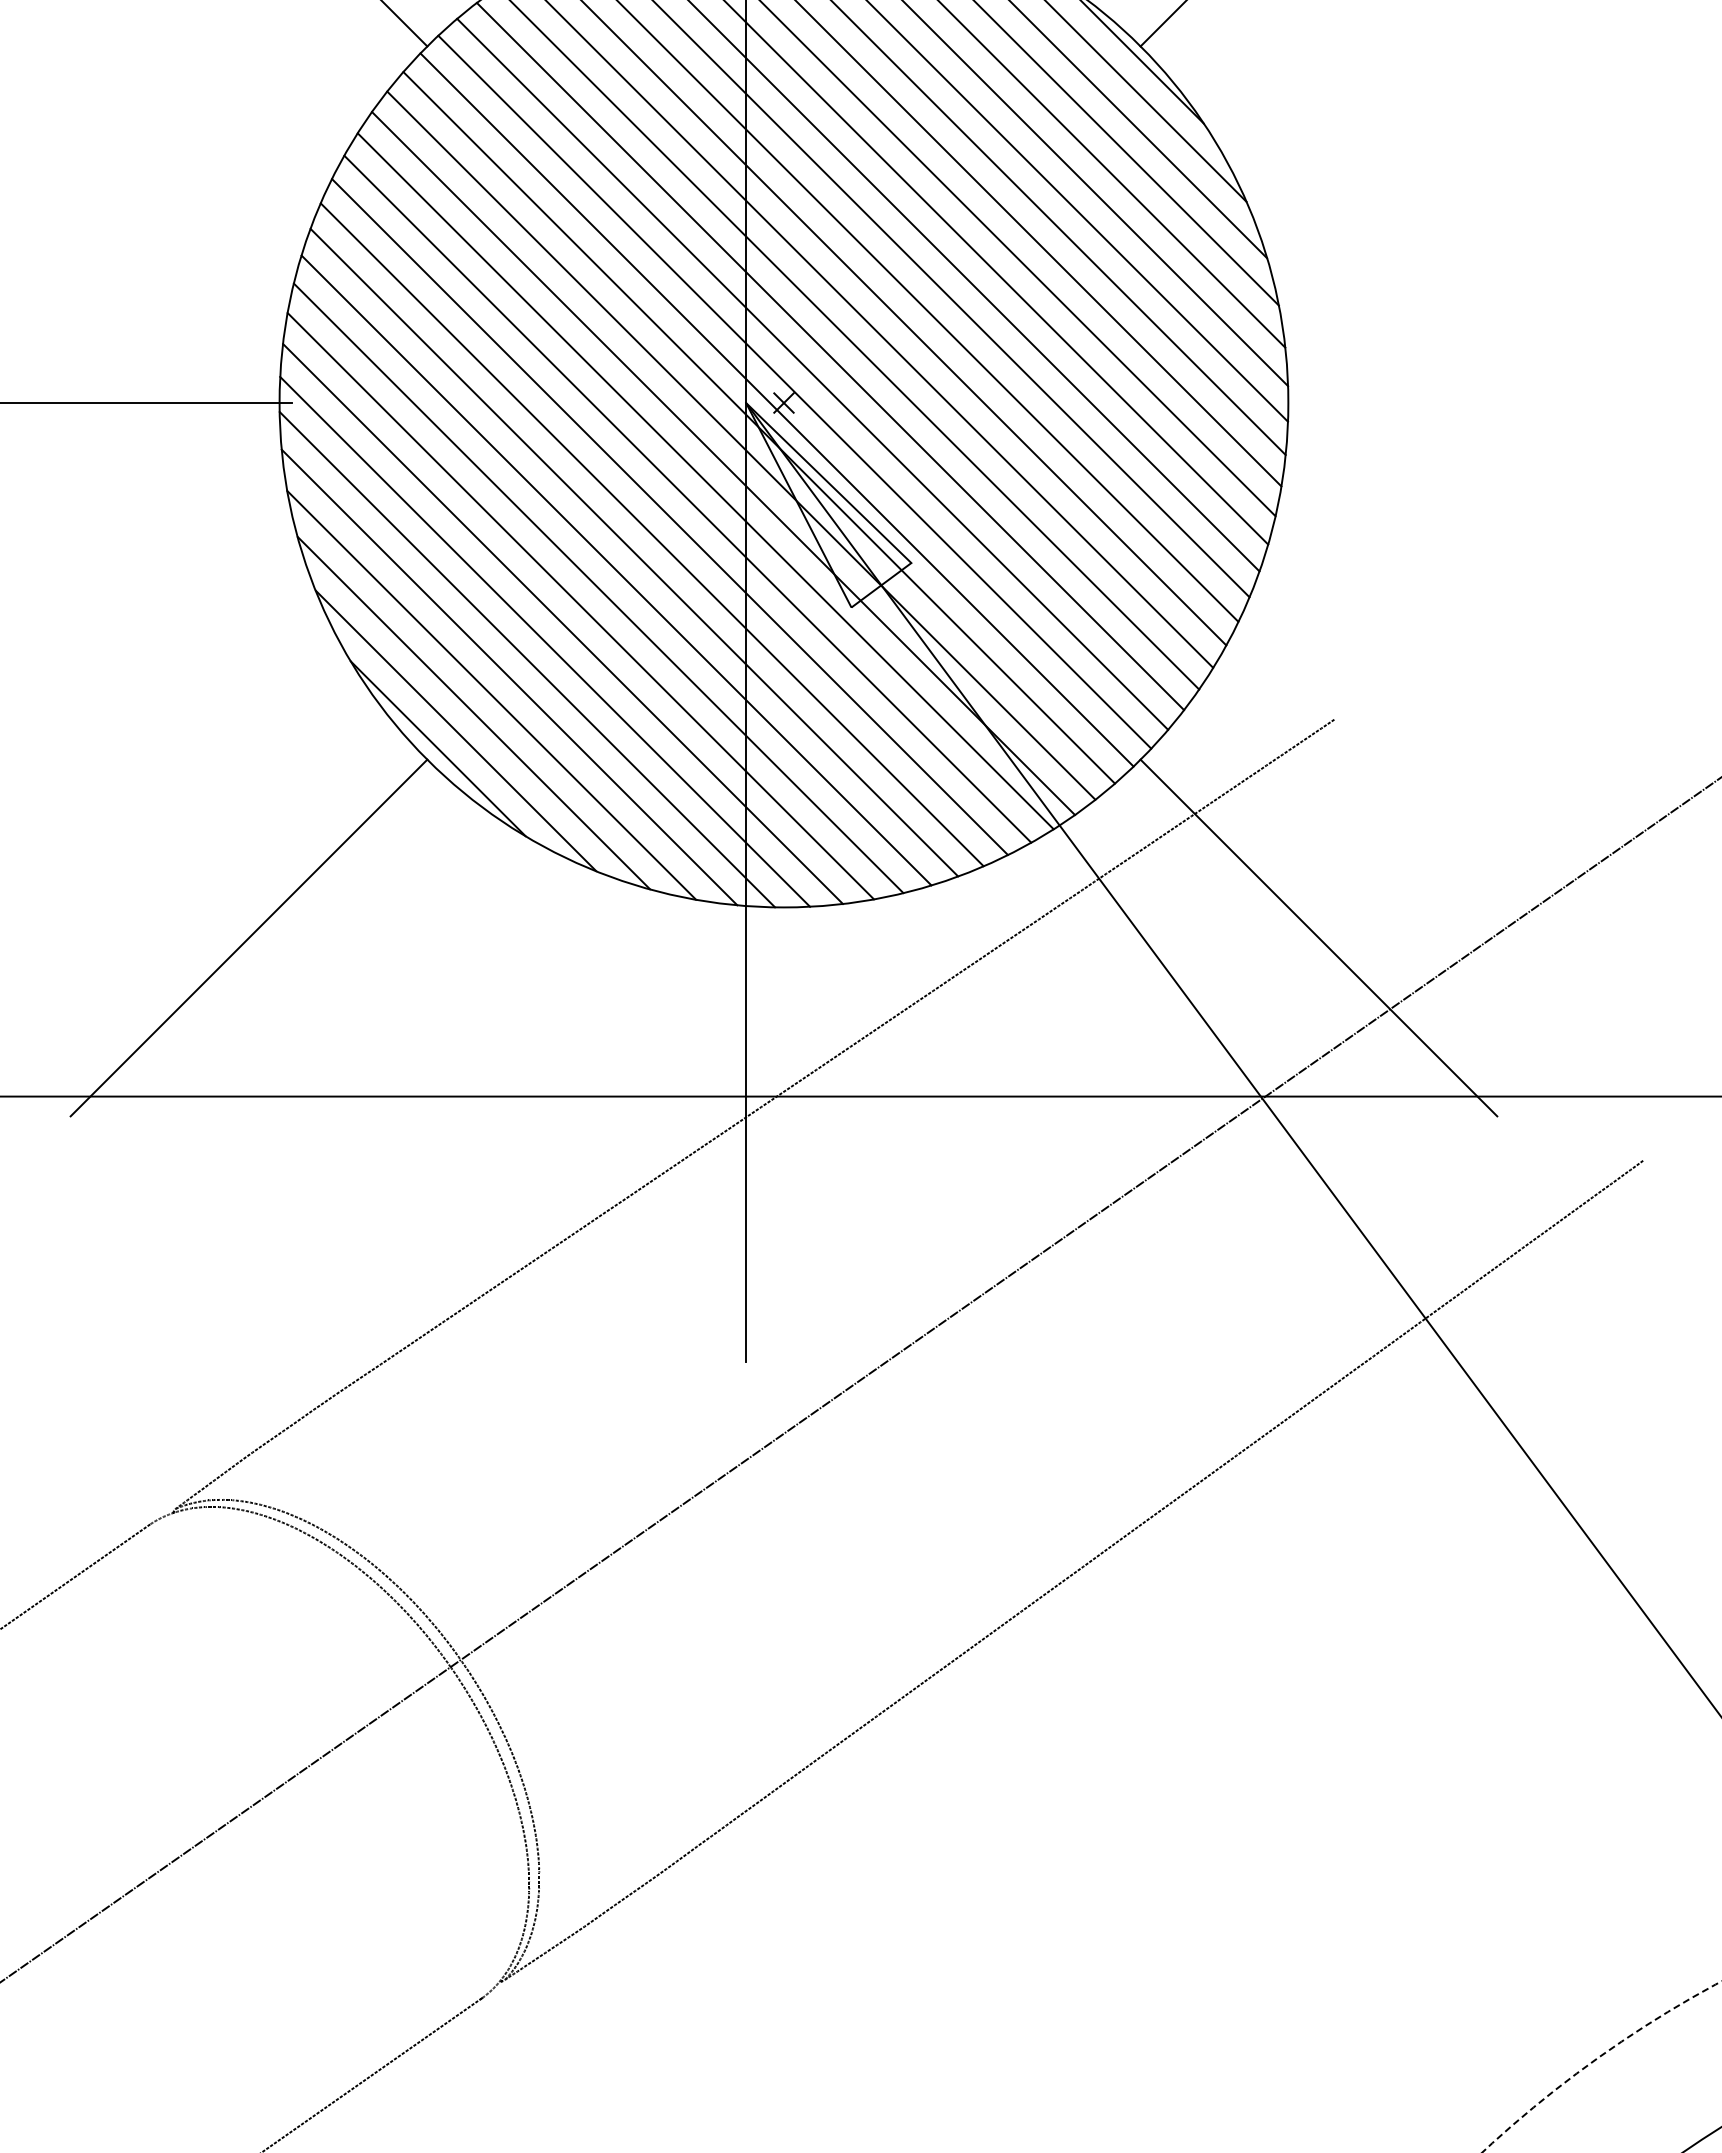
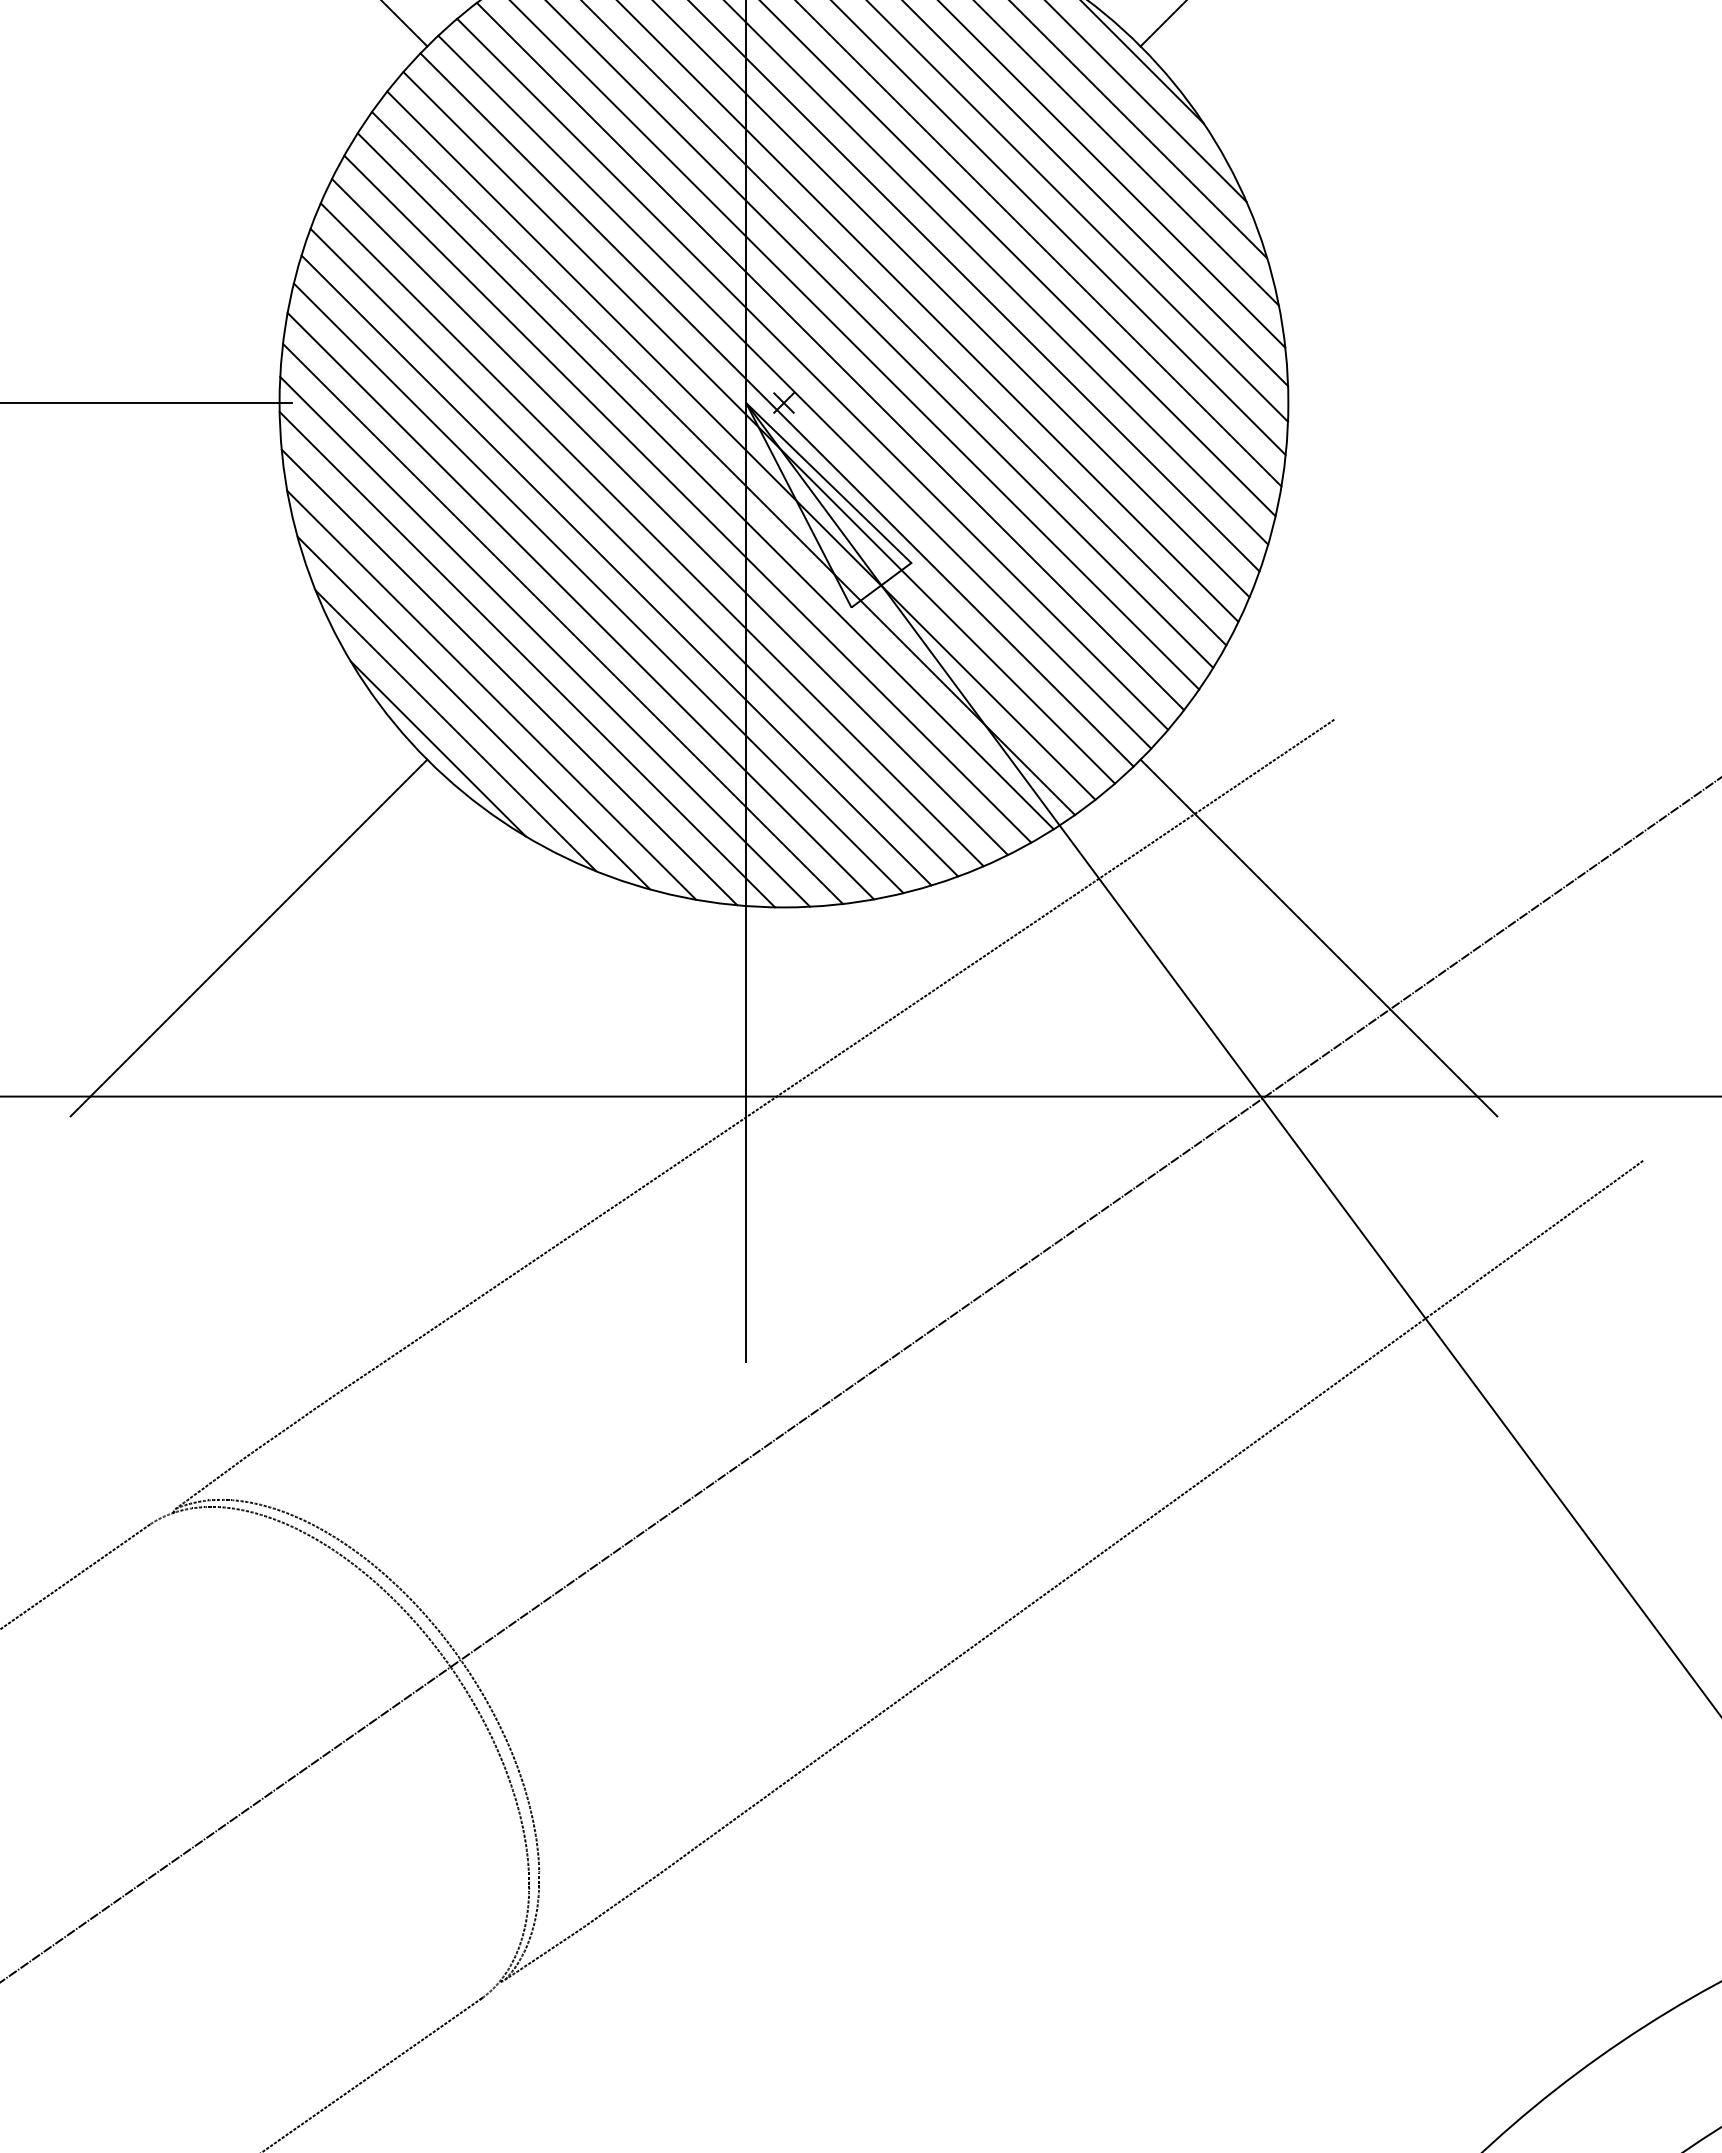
circle: dashed -> solid (1601, 2066)
